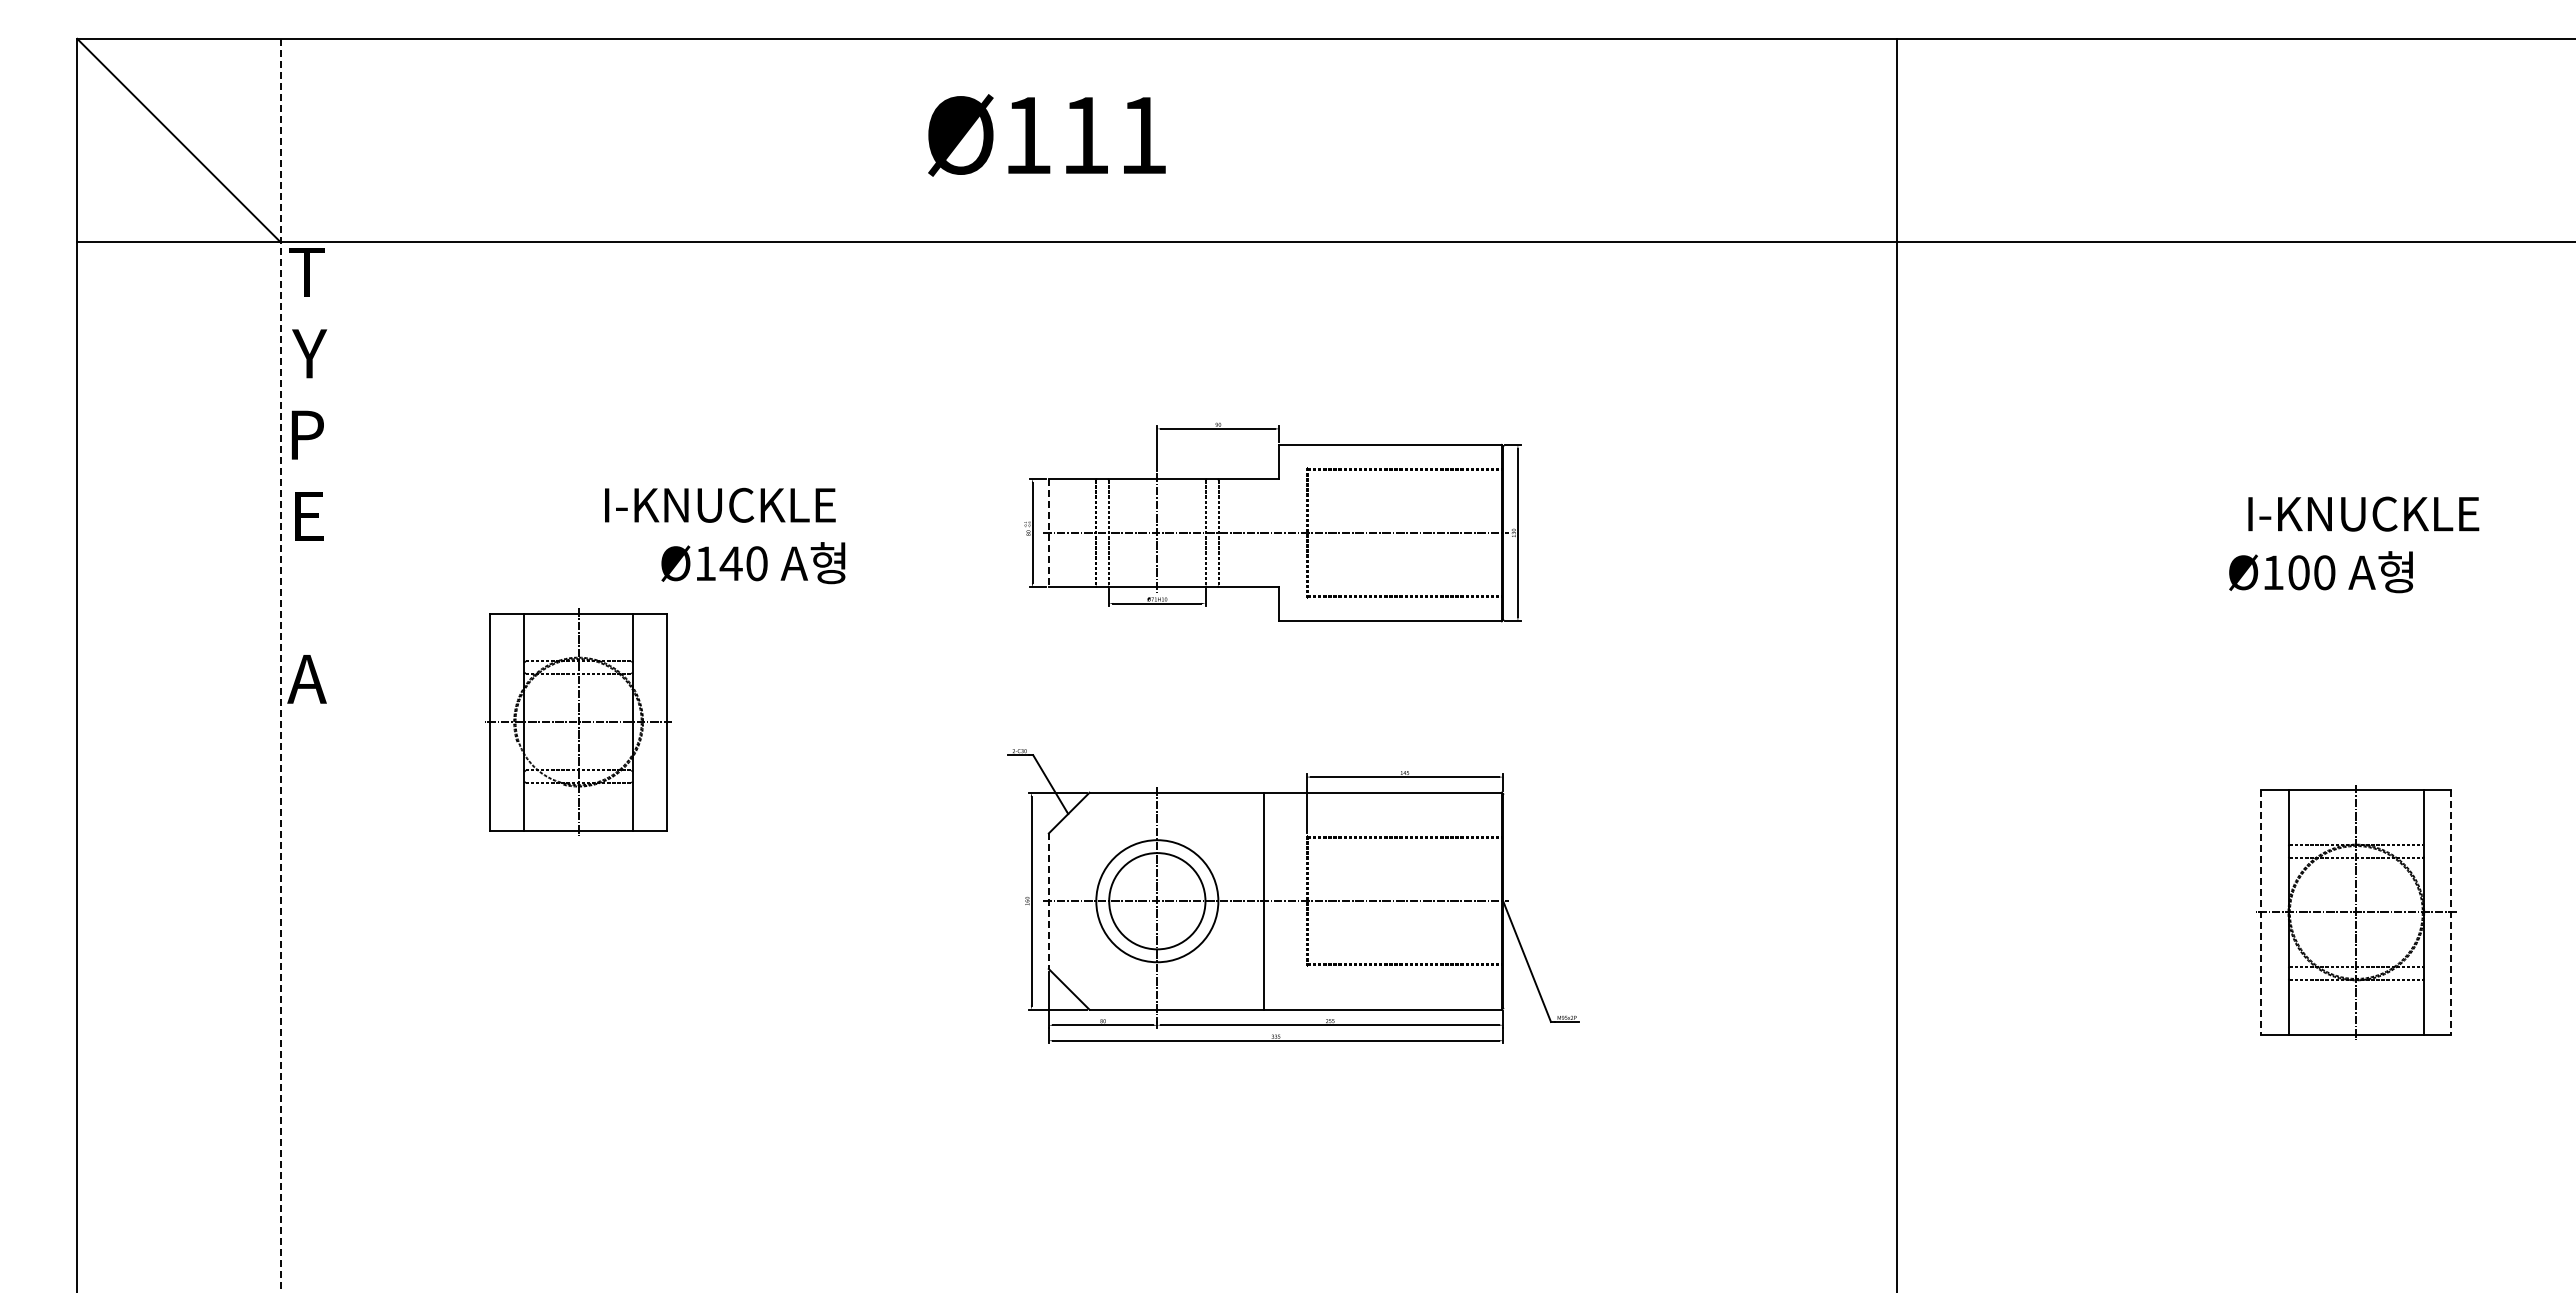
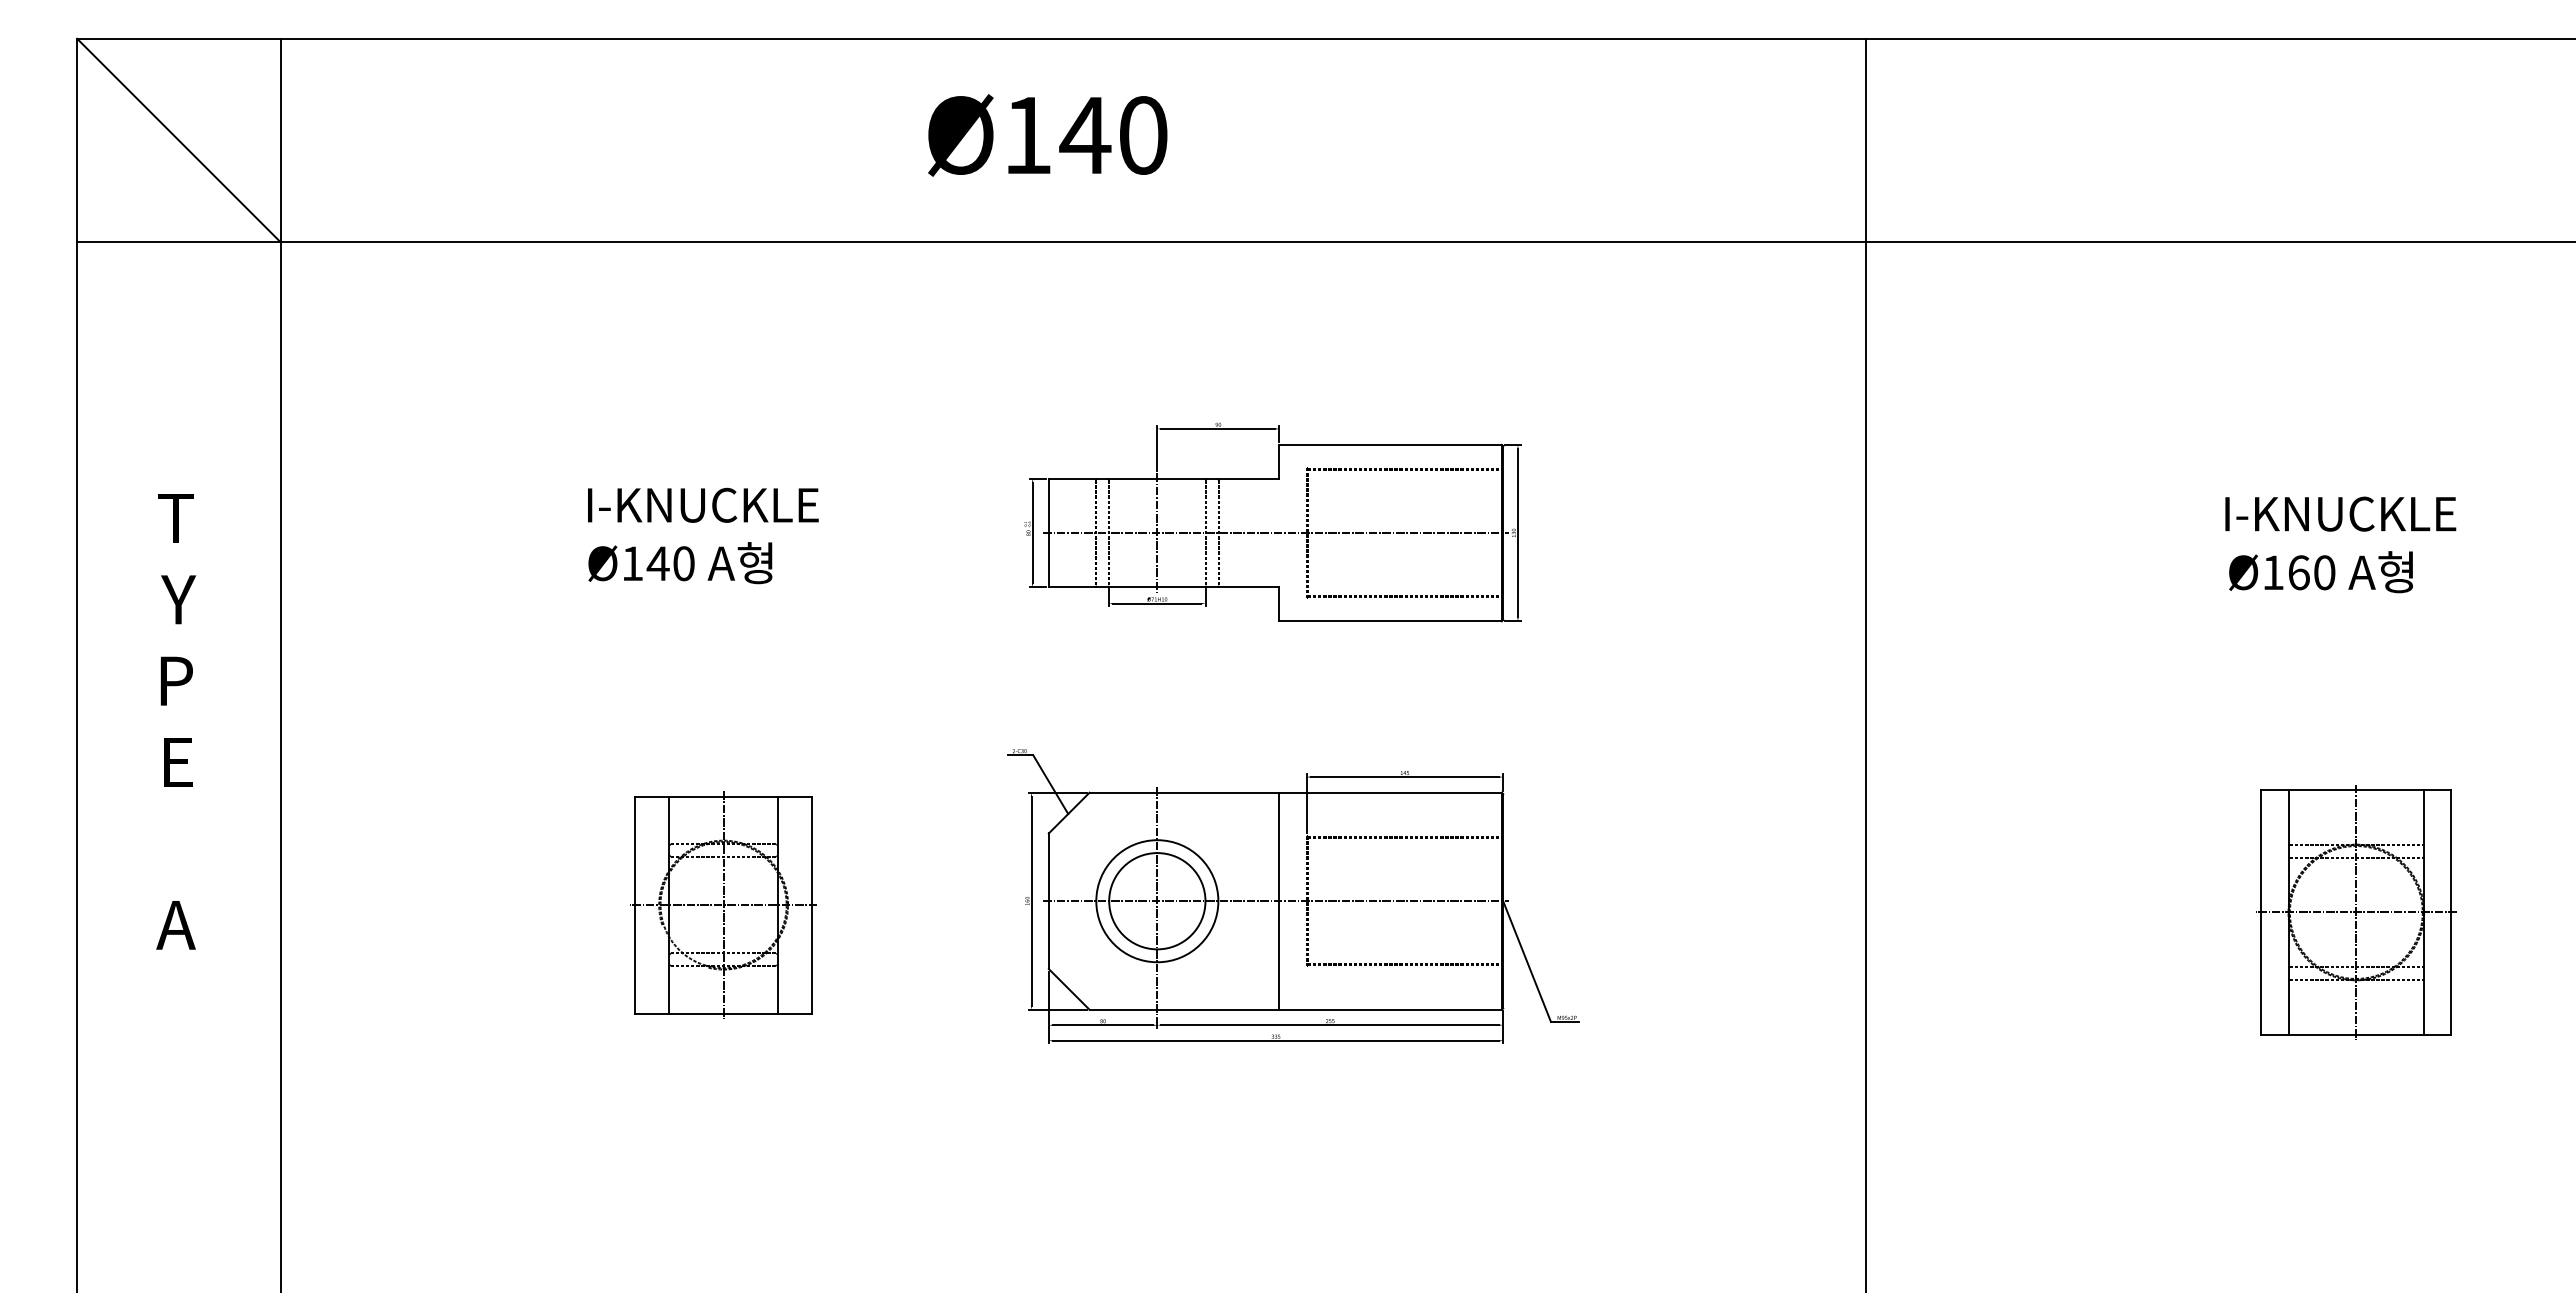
text: Ø111 -> Ø140 (1113, 135)
text position: (307, 475) -> (176, 721) (176, 721)
text position: (720, 504) -> (703, 504) (703, 504)
text position: (2363, 513) -> (2340, 513) (2340, 513)
line: dashed -> solid (1048, 533)
text position: (753, 563) -> (680, 563) (680, 563)
text: Ø100 -> Ø160 (2298, 572)
line position: (1897, 663) -> (1866, 663) (1866, 663)
line: dashed -> solid (280, 665)
part position: (578, 721) -> (723, 904) (723, 904)
line position: (1264, 900) -> (1279, 900) (1279, 900)
line: dashed -> solid (1048, 901)
line: dashed -> solid (2261, 912)
line: dashed -> solid (2451, 912)
